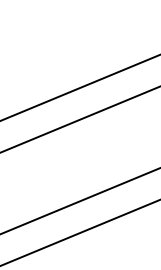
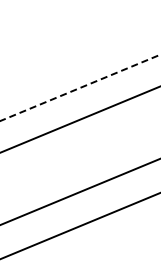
line: solid -> dashed (80, 87)
line position: (79, 201) -> (79, 192) (79, 192)
line position: (79, 232) -> (79, 226) (79, 226)
